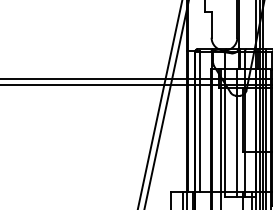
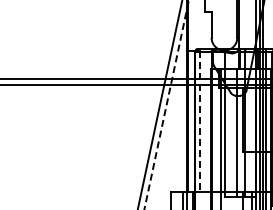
line: solid -> dashed (166, 105)
line: solid -> dashed (200, 121)
